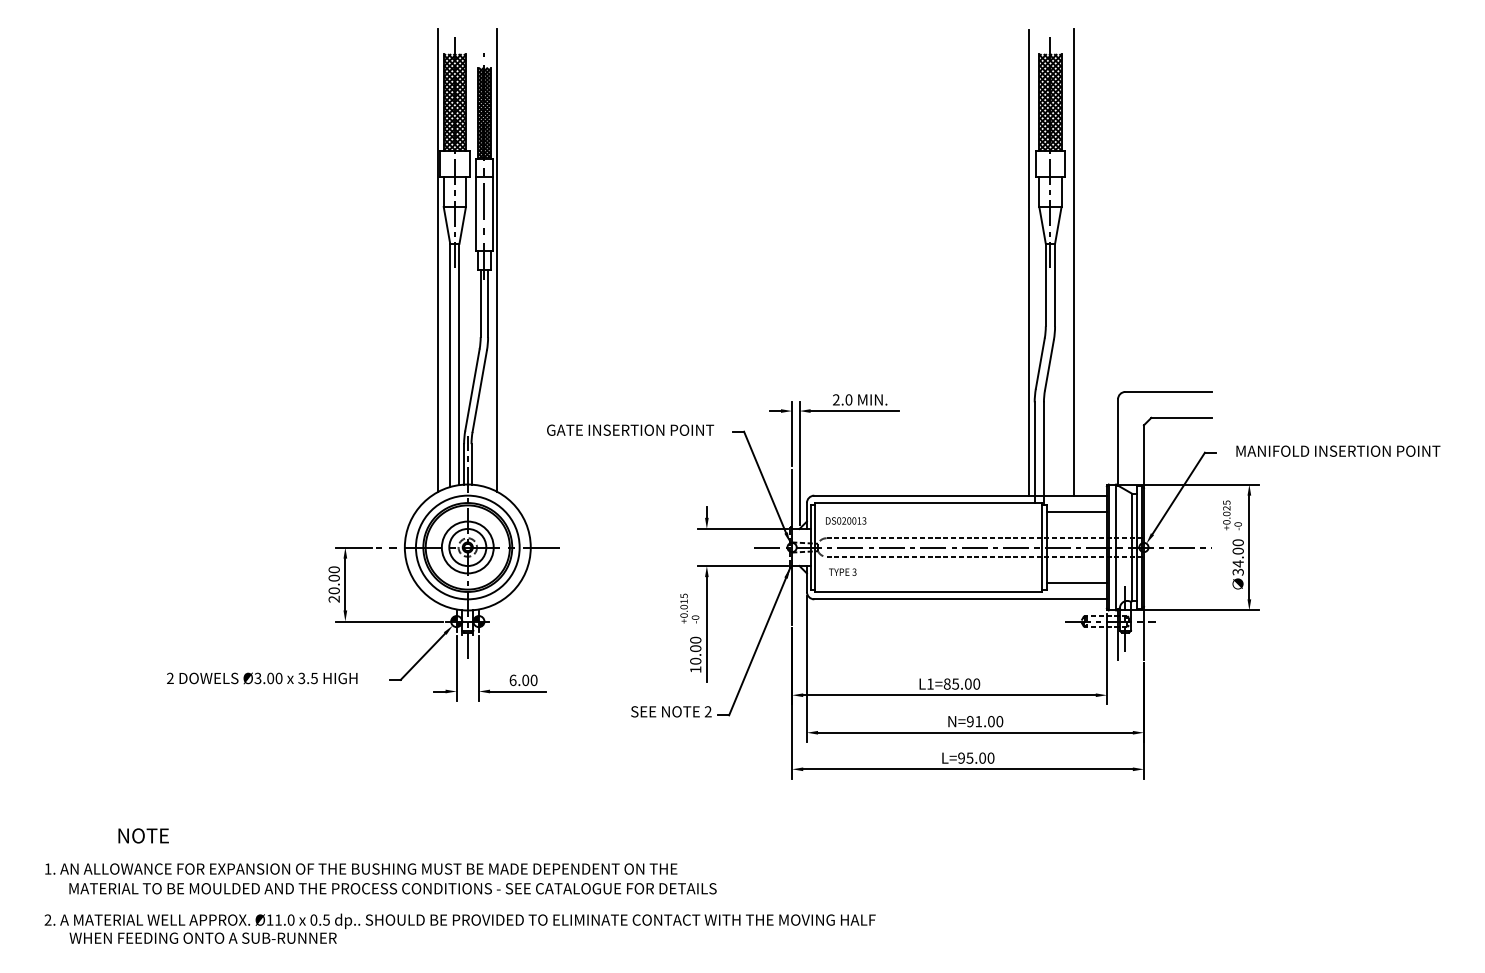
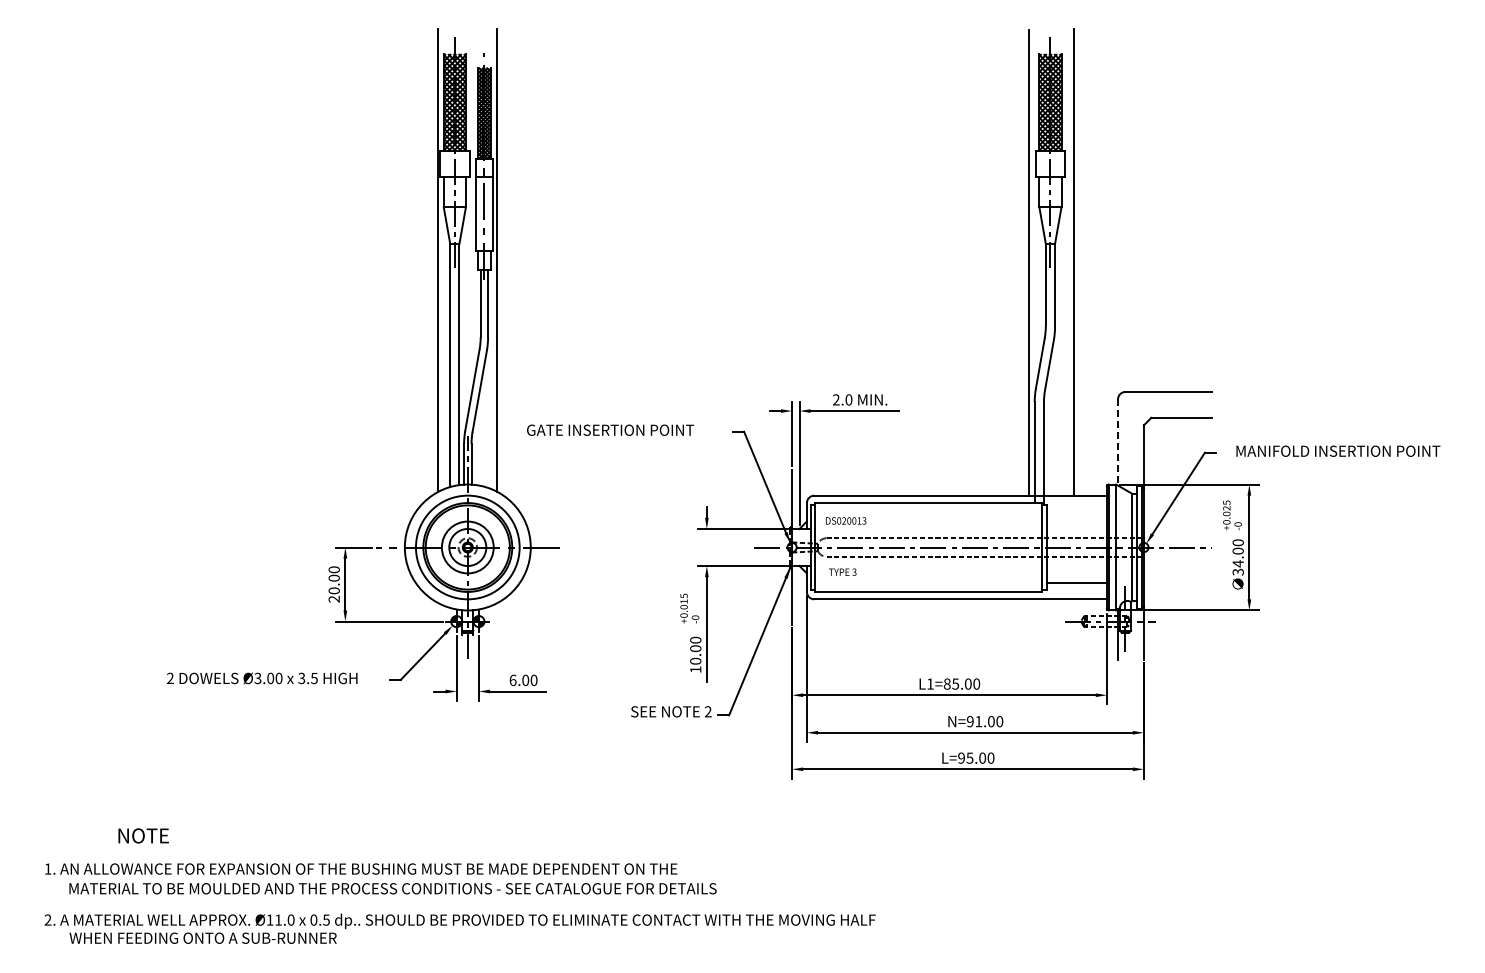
text position: (630, 429) -> (610, 429) (610, 429)
line: solid -> dashed (1118, 442)
line: present -> none (1076, 512)
